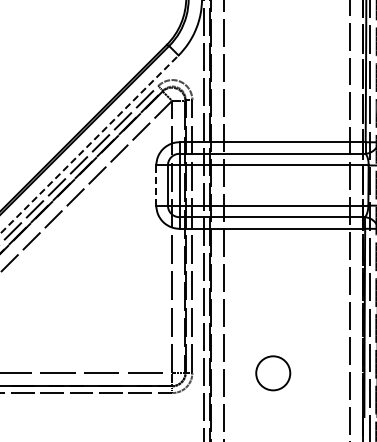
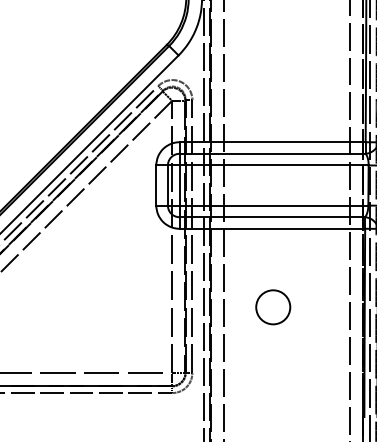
line: dashed -> solid (89, 144)
line: dashed -> solid (156, 185)
circle position: (273, 373) -> (273, 307) (273, 307)
